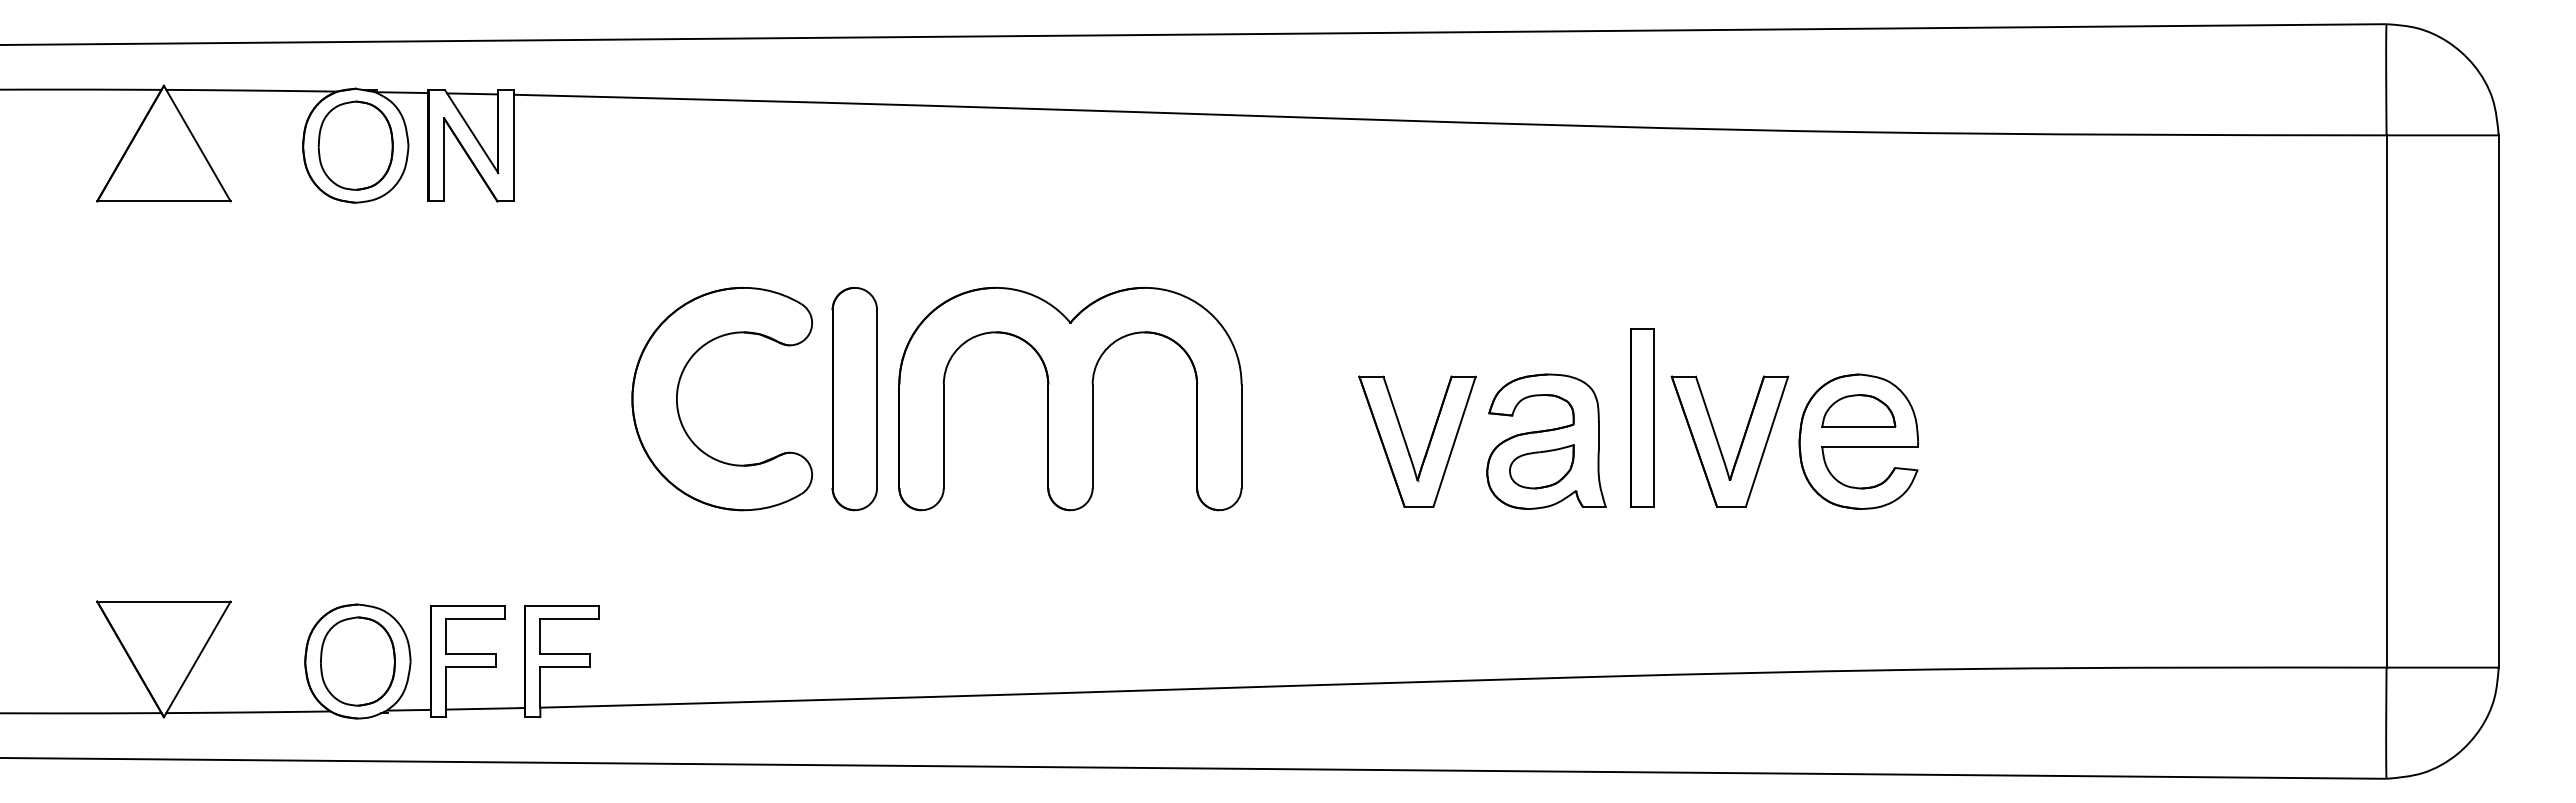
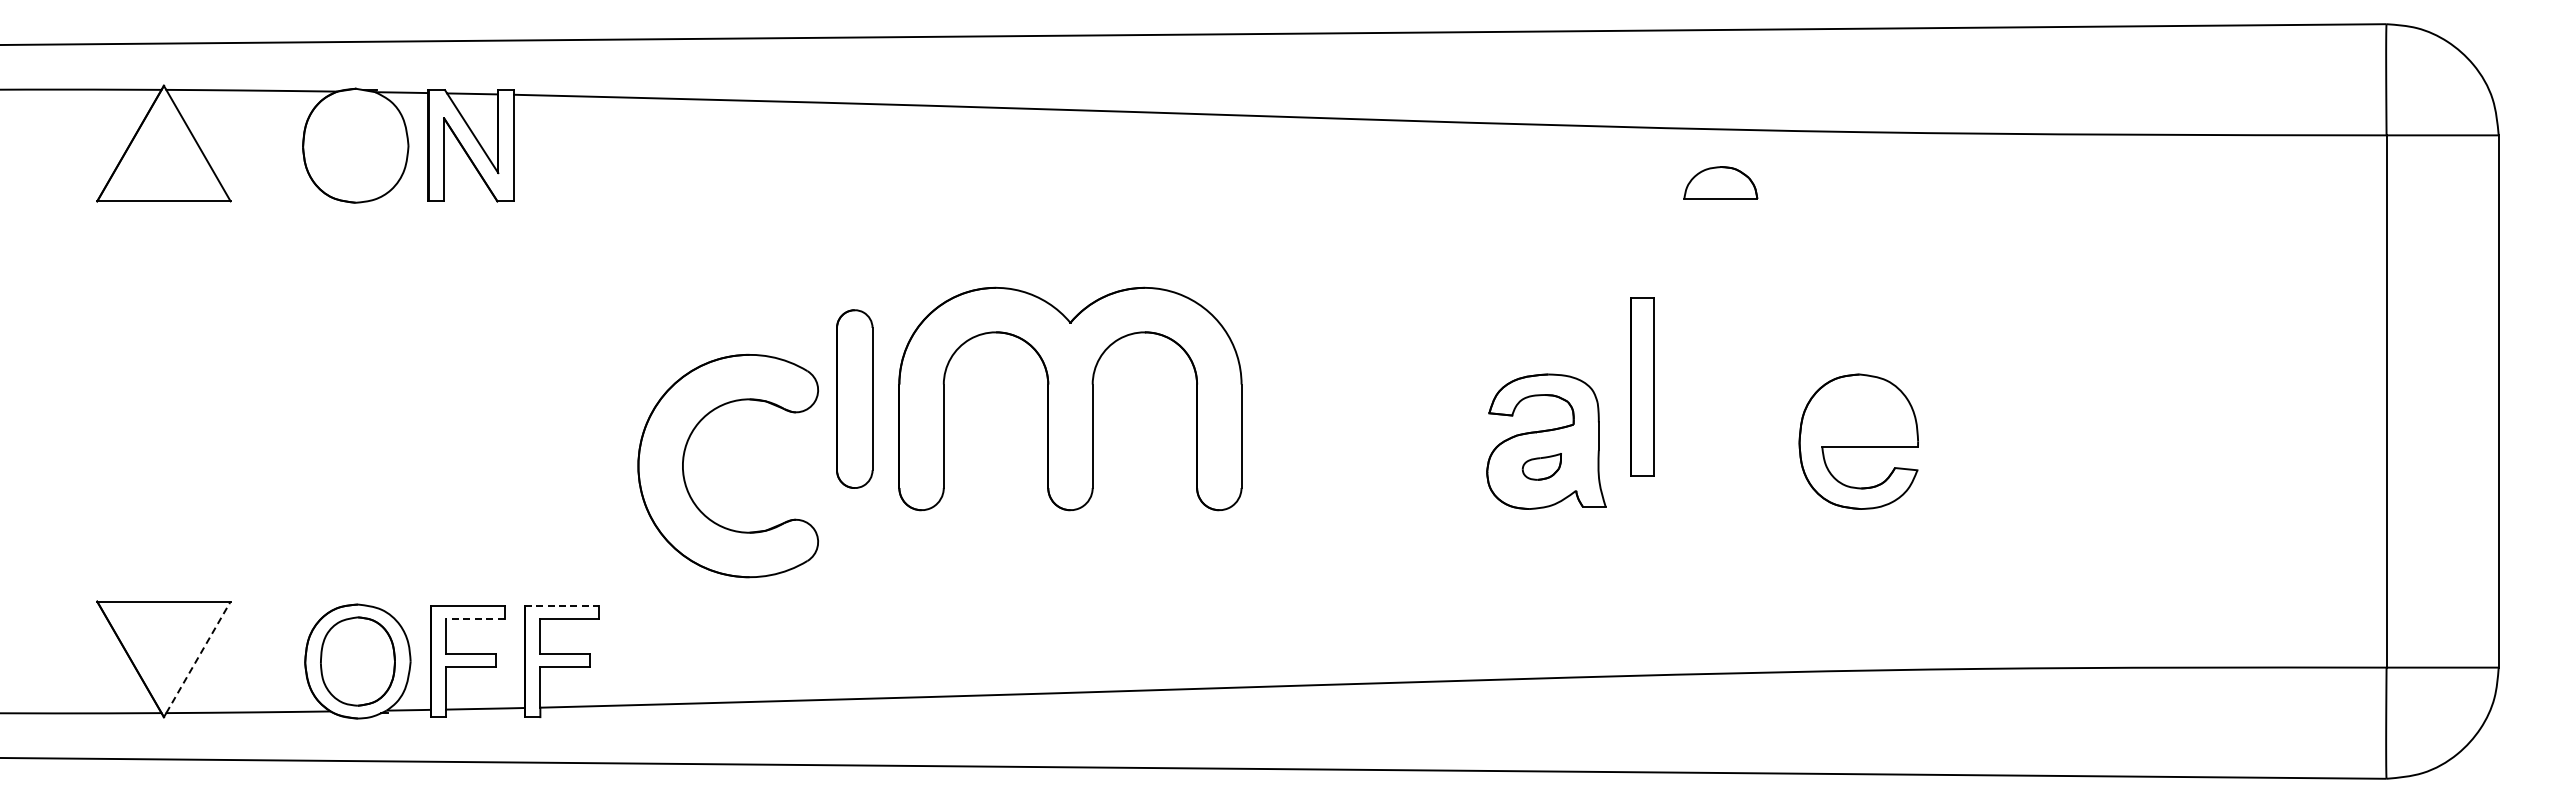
part: present -> none (355, 145)
part position: (678, 392) -> (684, 459) (684, 459)
part size: 47x225 px -> 38x180 px (854, 398)
part position: (1858, 410) -> (1720, 182) (1720, 182)
part position: (1642, 417) -> (1642, 386) (1642, 386)
part: present -> none (1719, 443)
part: present -> none (1407, 445)
part size: 66x46 px -> 41x28 px (1541, 466)
line: solid -> dashed (562, 605)
line: solid -> dashed (475, 618)
line: solid -> dashed (198, 656)
